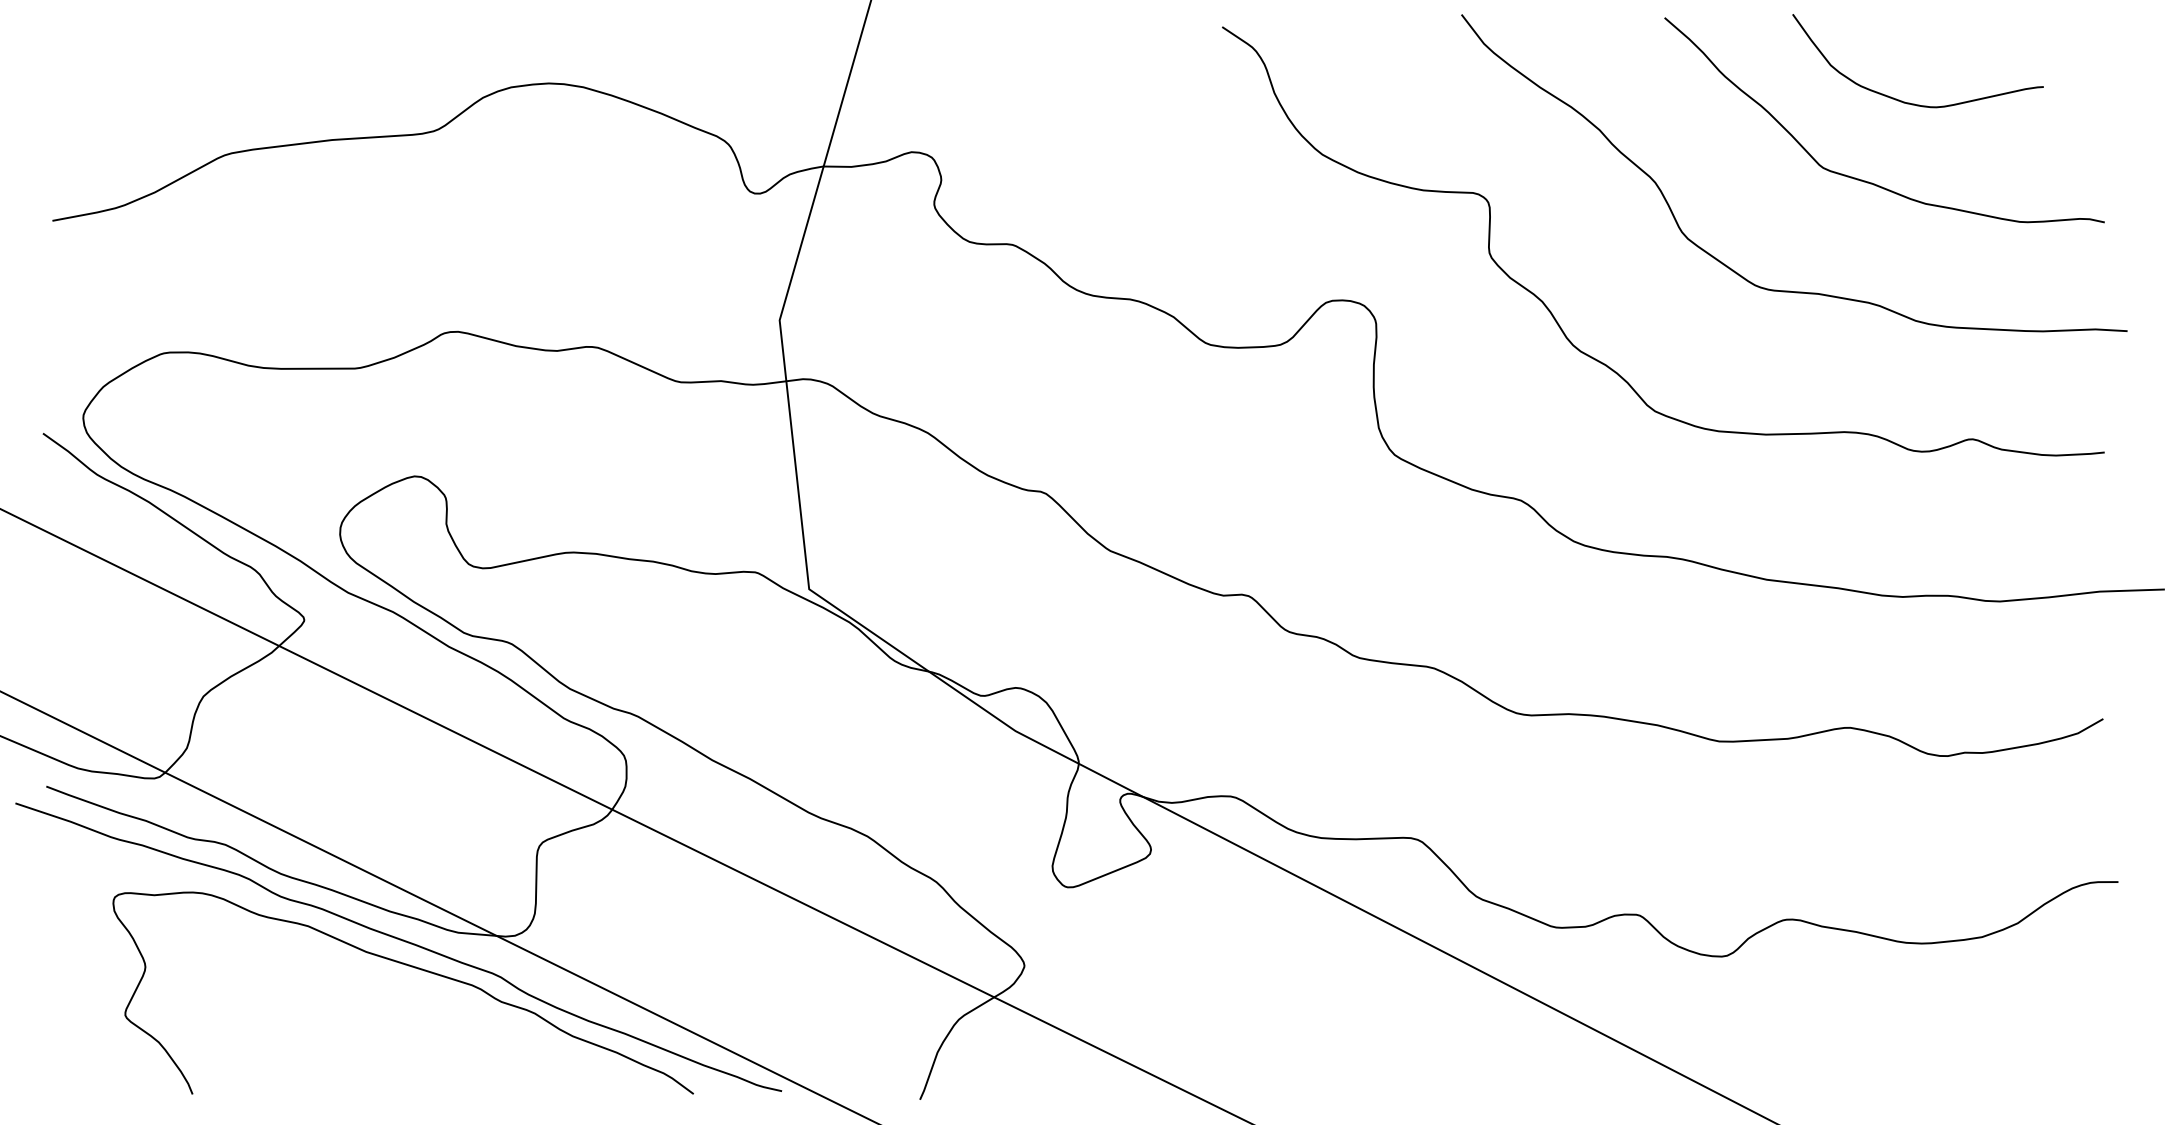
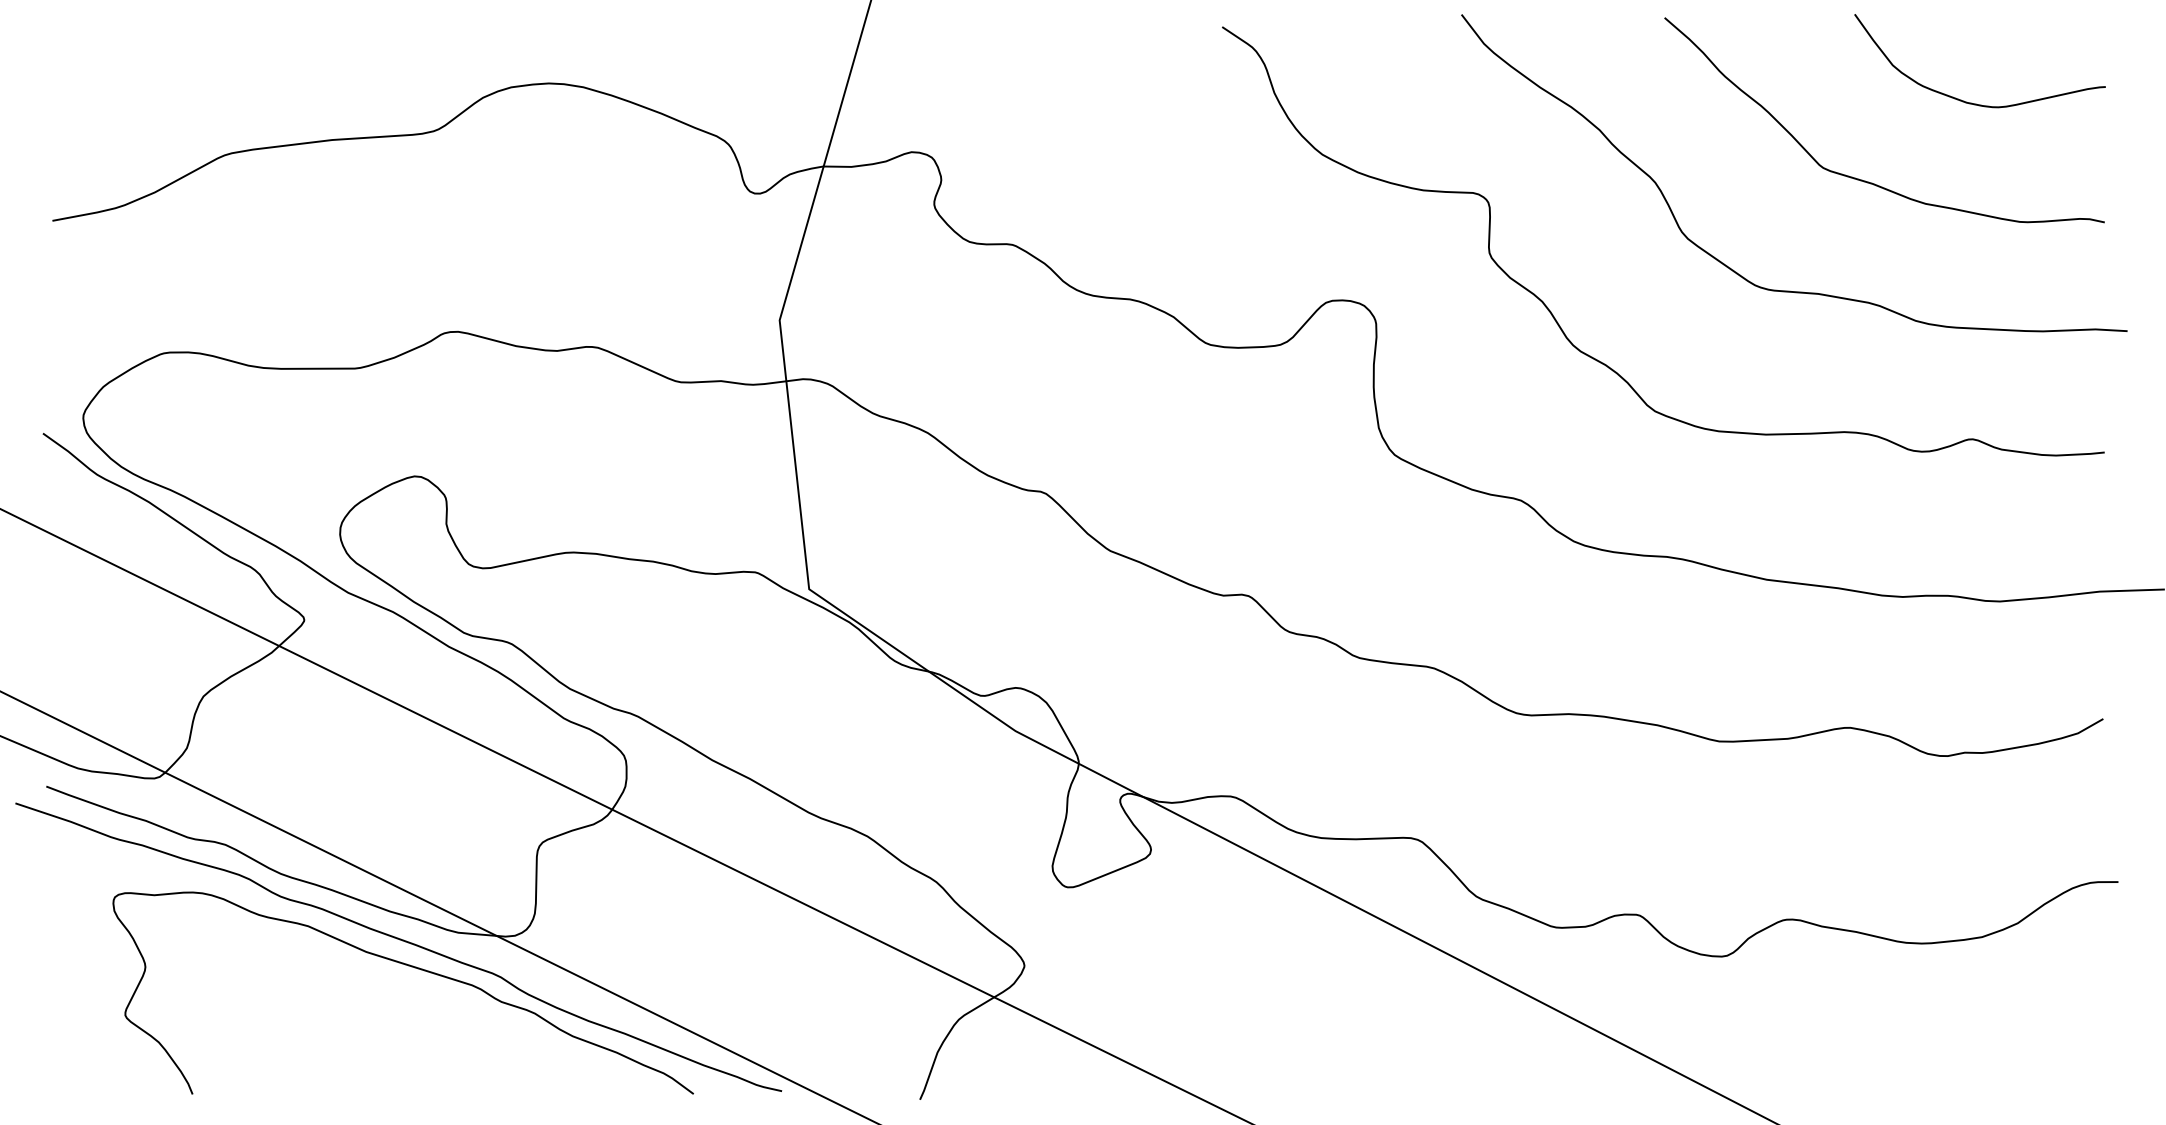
curve position: (1909, 102) -> (1971, 102) (1971, 102)
